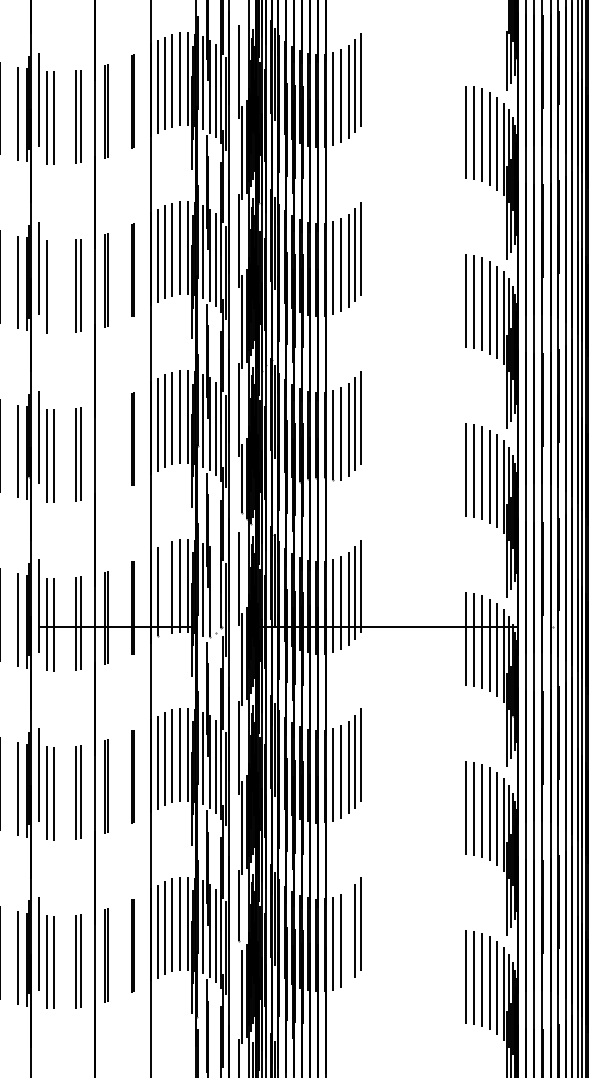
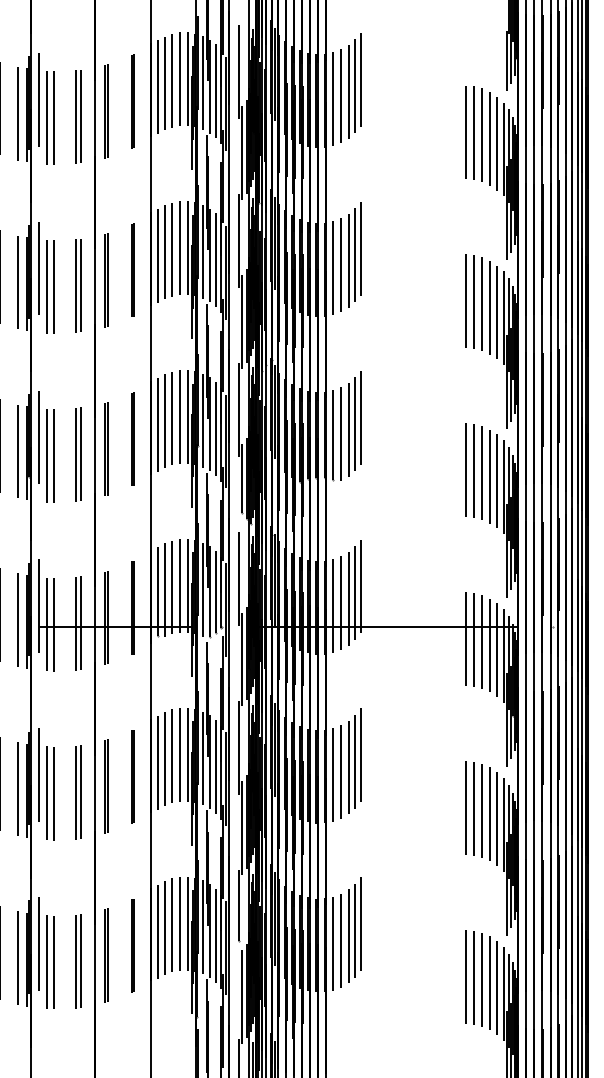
line: none -> present (53, 286)
line: none -> present (105, 448)
line: none -> present (164, 590)
line: none -> present (215, 591)
line: none -> present (348, 936)
